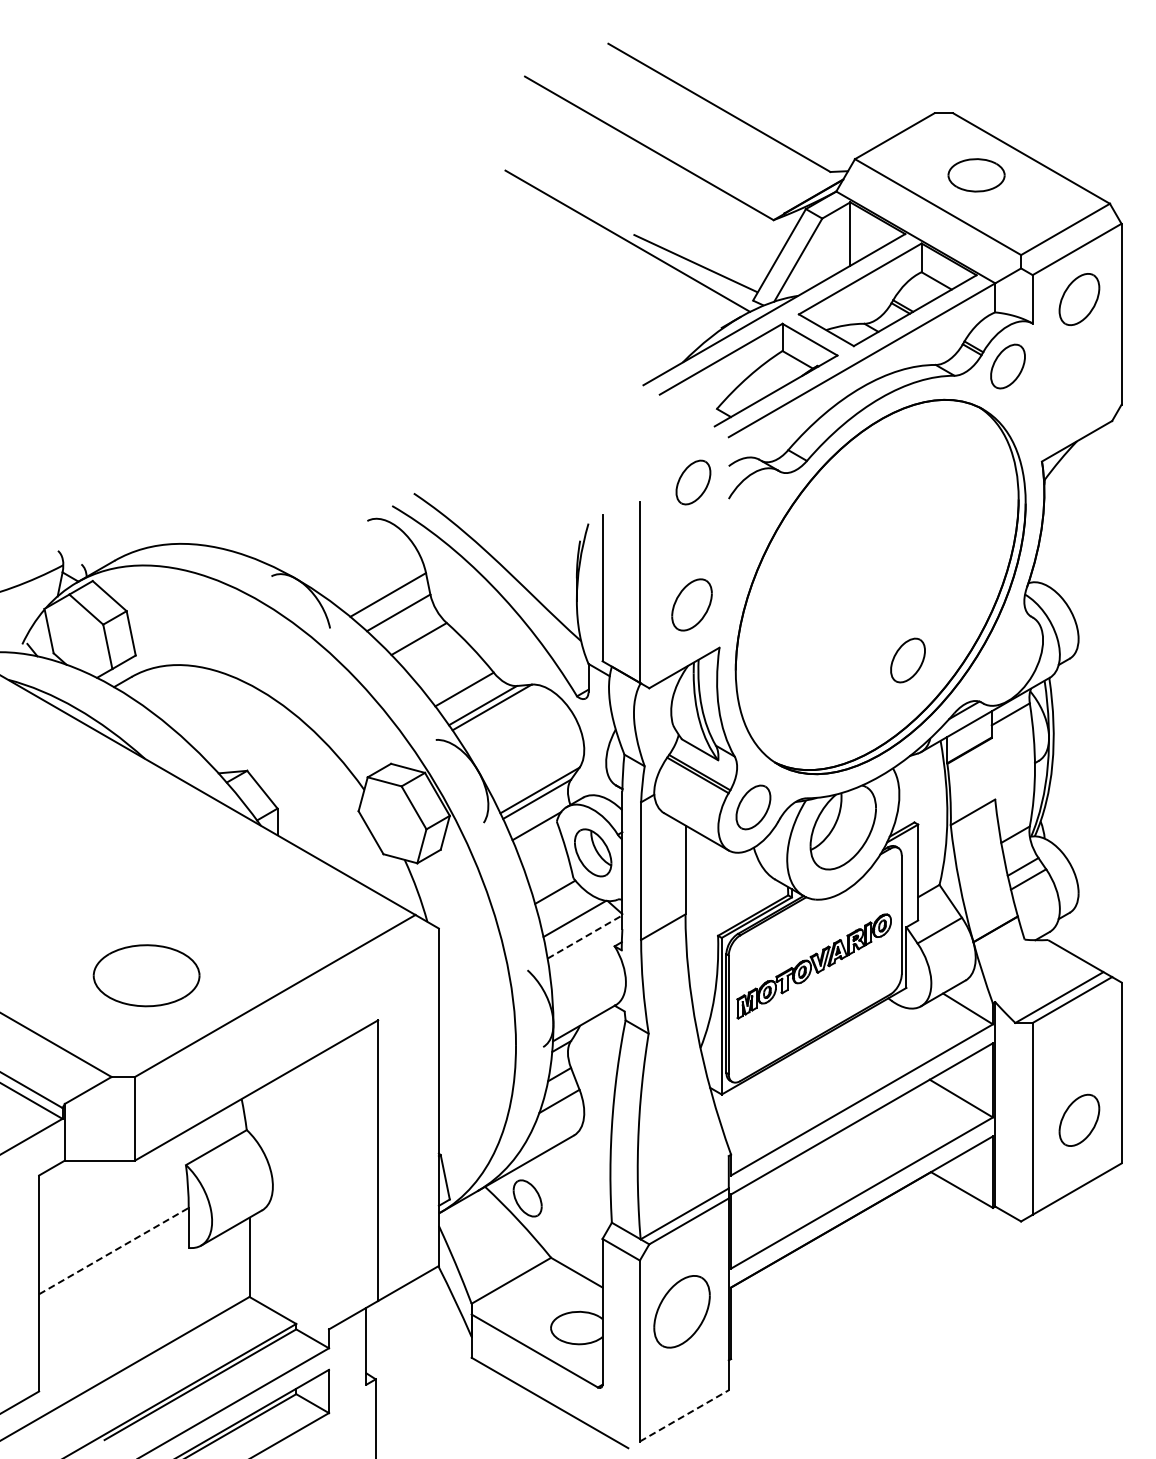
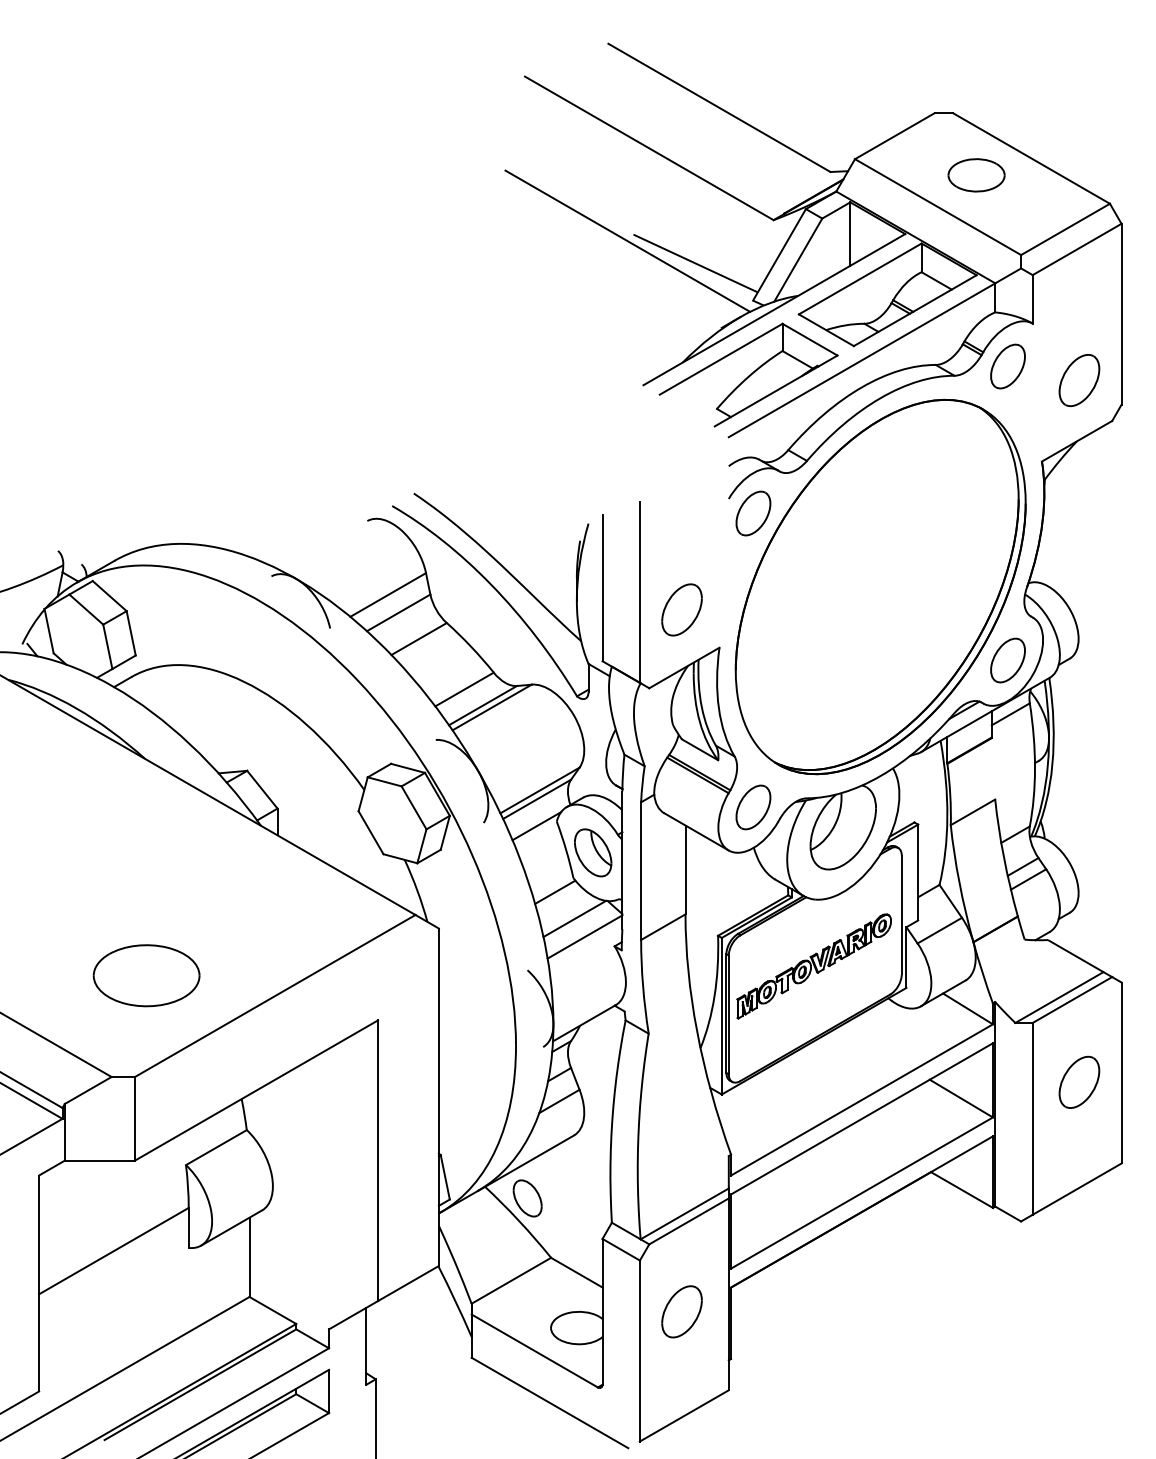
part position: (1079, 299) -> (1079, 380) (1079, 380)
part position: (693, 482) -> (753, 513) (753, 513)
part position: (691, 604) -> (681, 609) (681, 609)
part position: (907, 660) -> (1007, 660) (1007, 660)
line: dashed -> solid (585, 936)
part position: (1079, 1119) -> (1079, 1081) (1079, 1081)
line: dashed -> solid (114, 1250)
part size: 58x74 px -> 42x54 px (681, 1311)
line: dashed -> solid (684, 1415)
